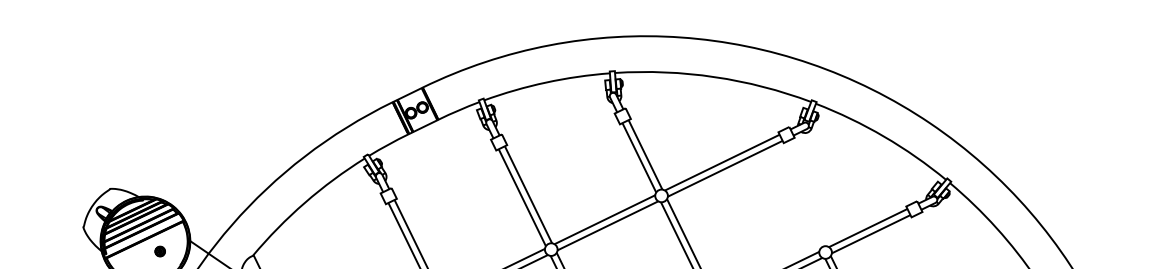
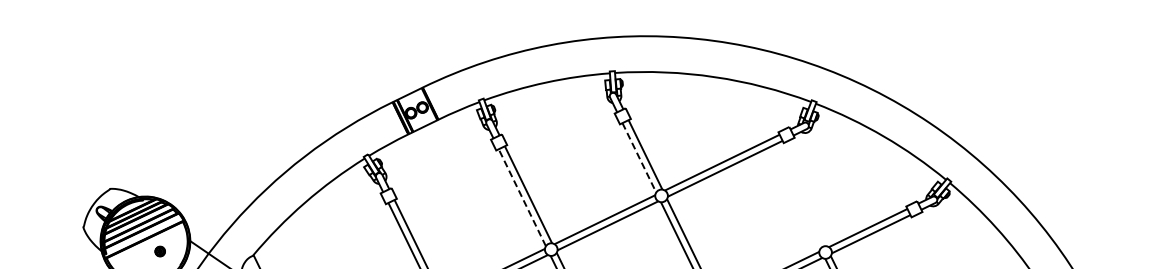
line: solid -> dashed (639, 157)
line: solid -> dashed (522, 197)
